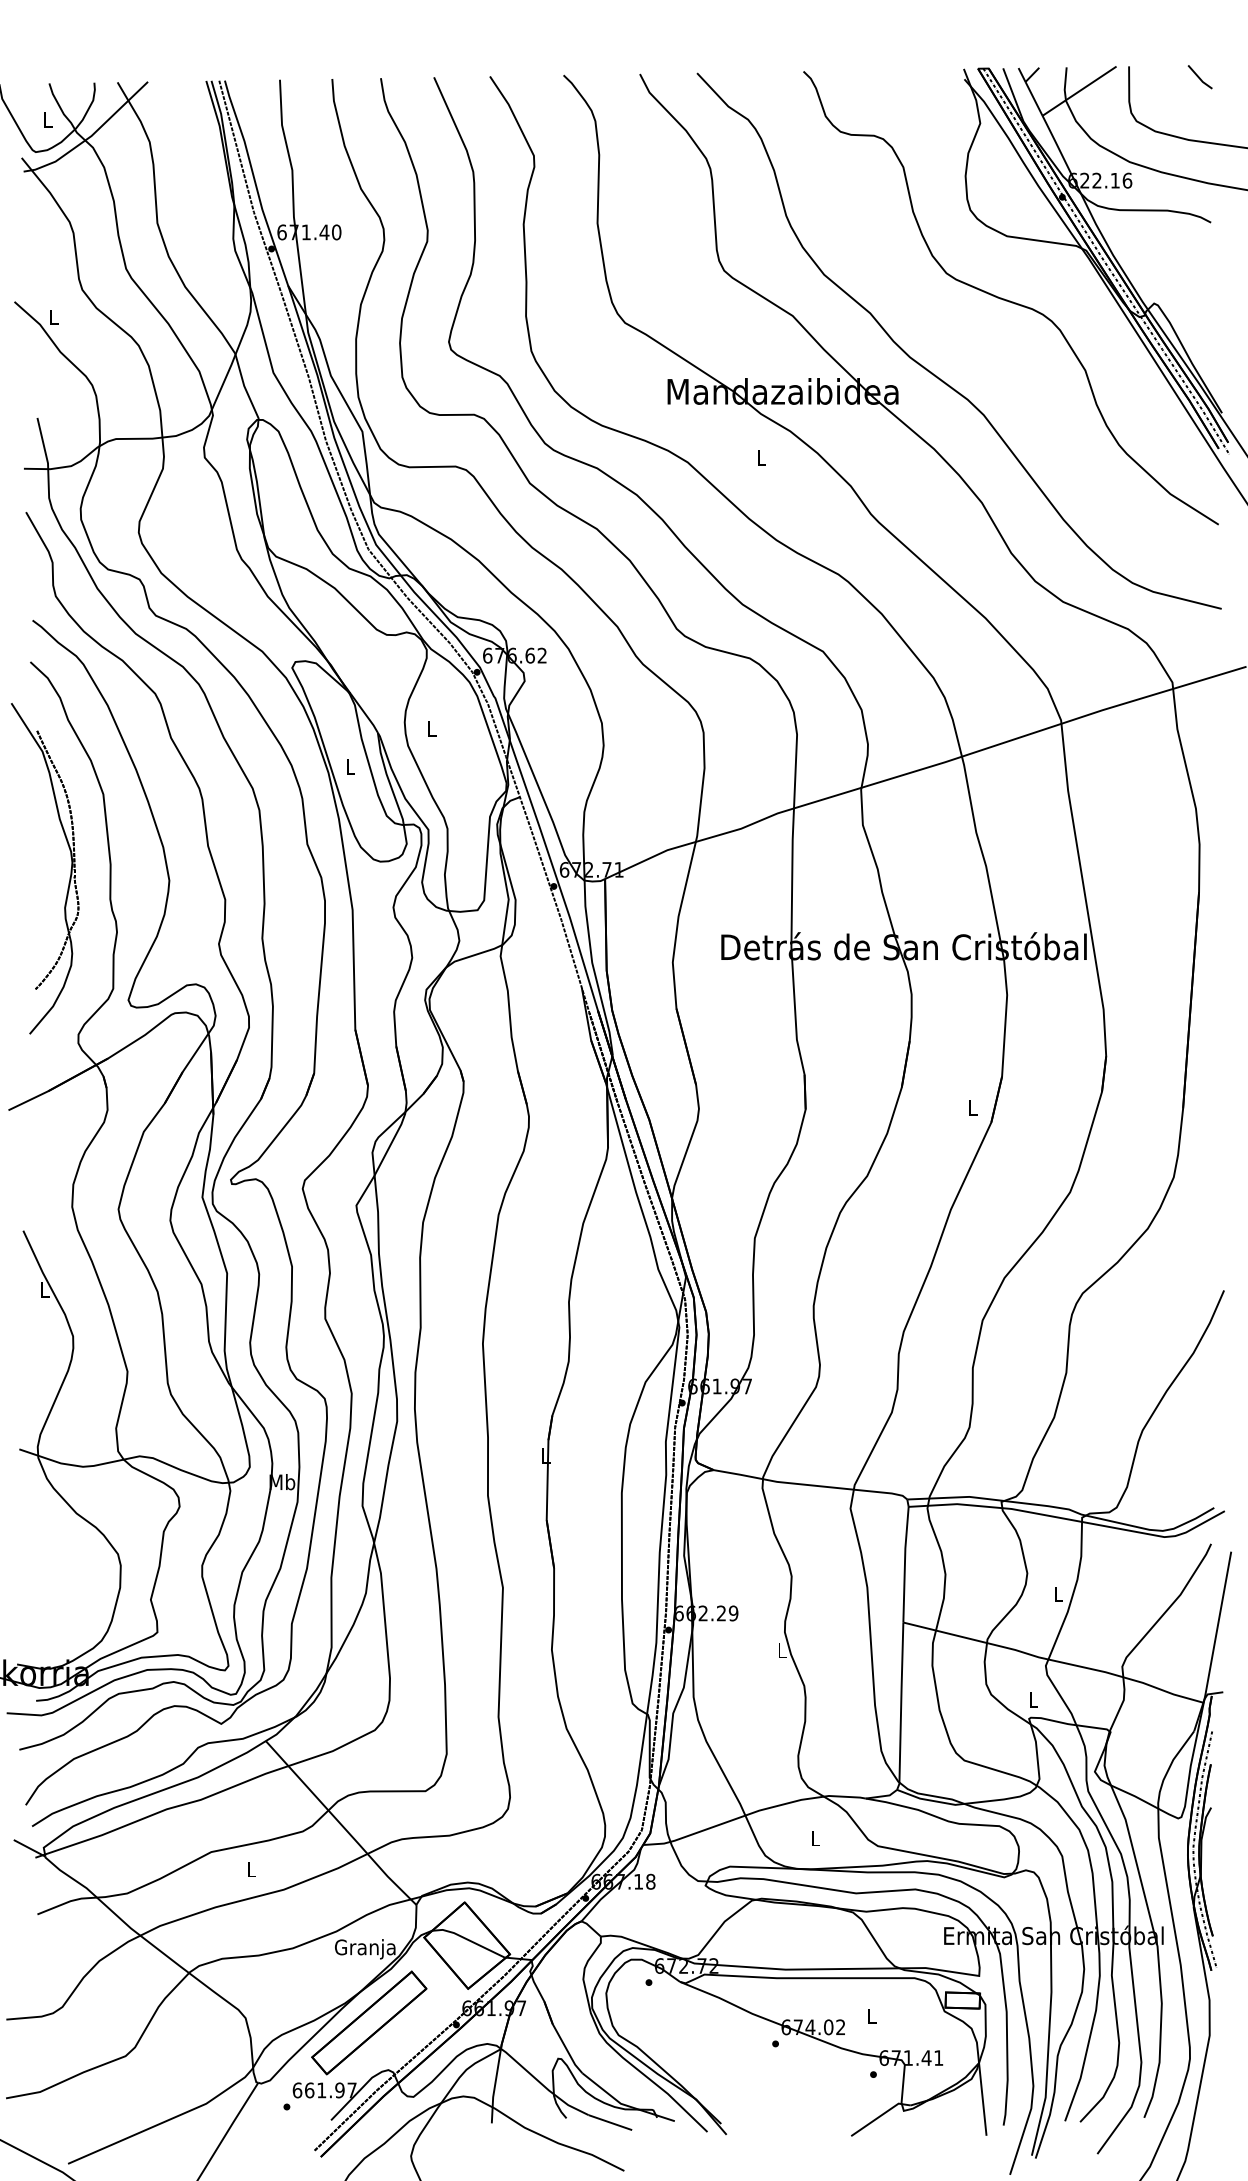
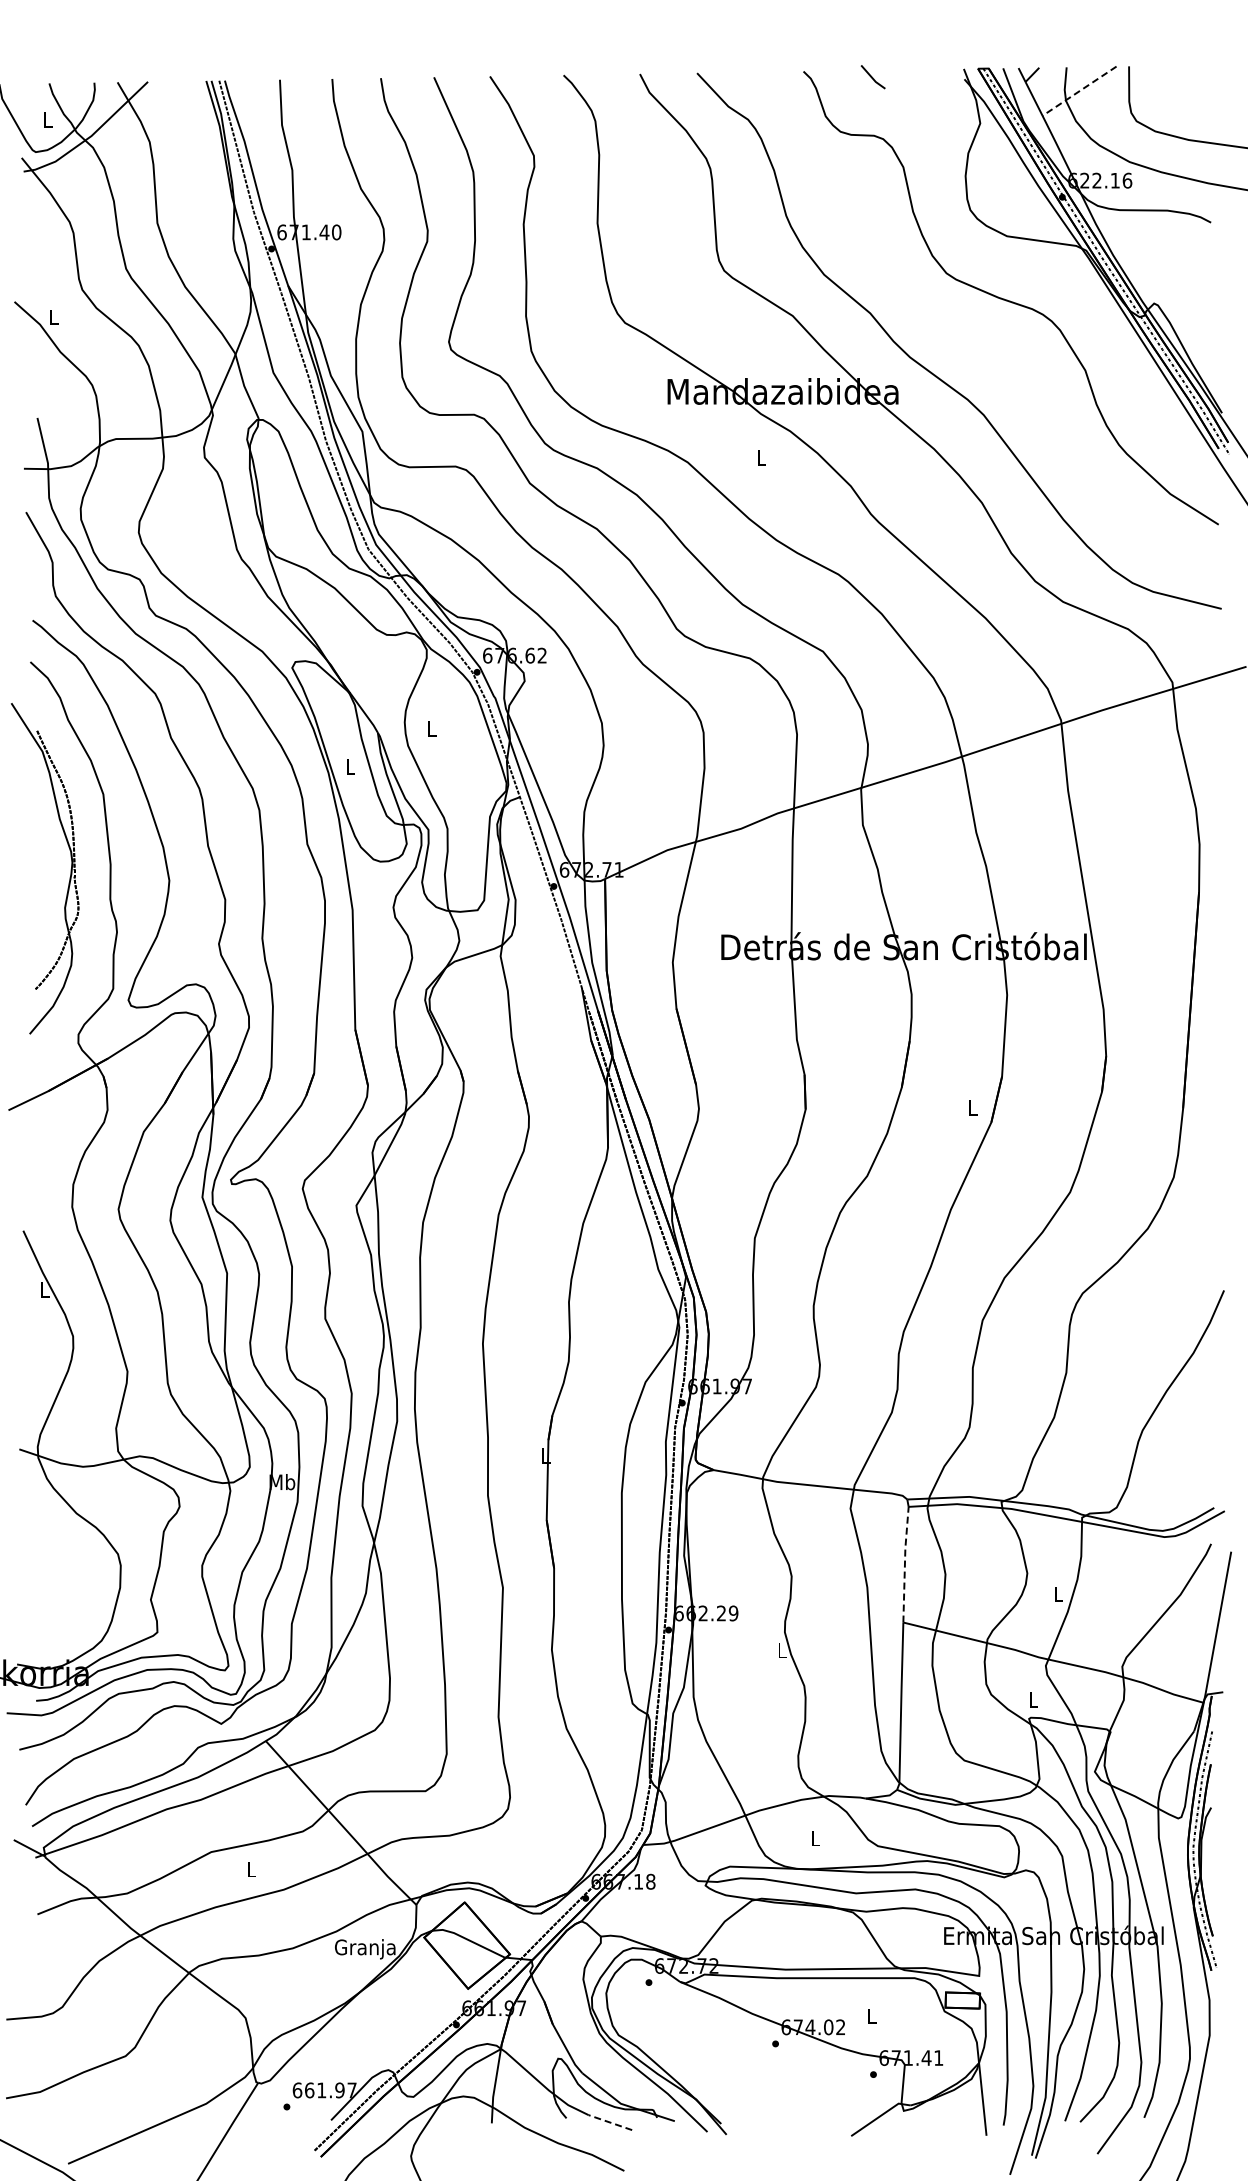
line position: (1199, 77) -> (872, 77) (872, 77)
line: solid -> dashed (1079, 91)
line: solid -> dashed (904, 1564)
part: present -> none (369, 2022)
line: solid -> dashed (609, 2122)
